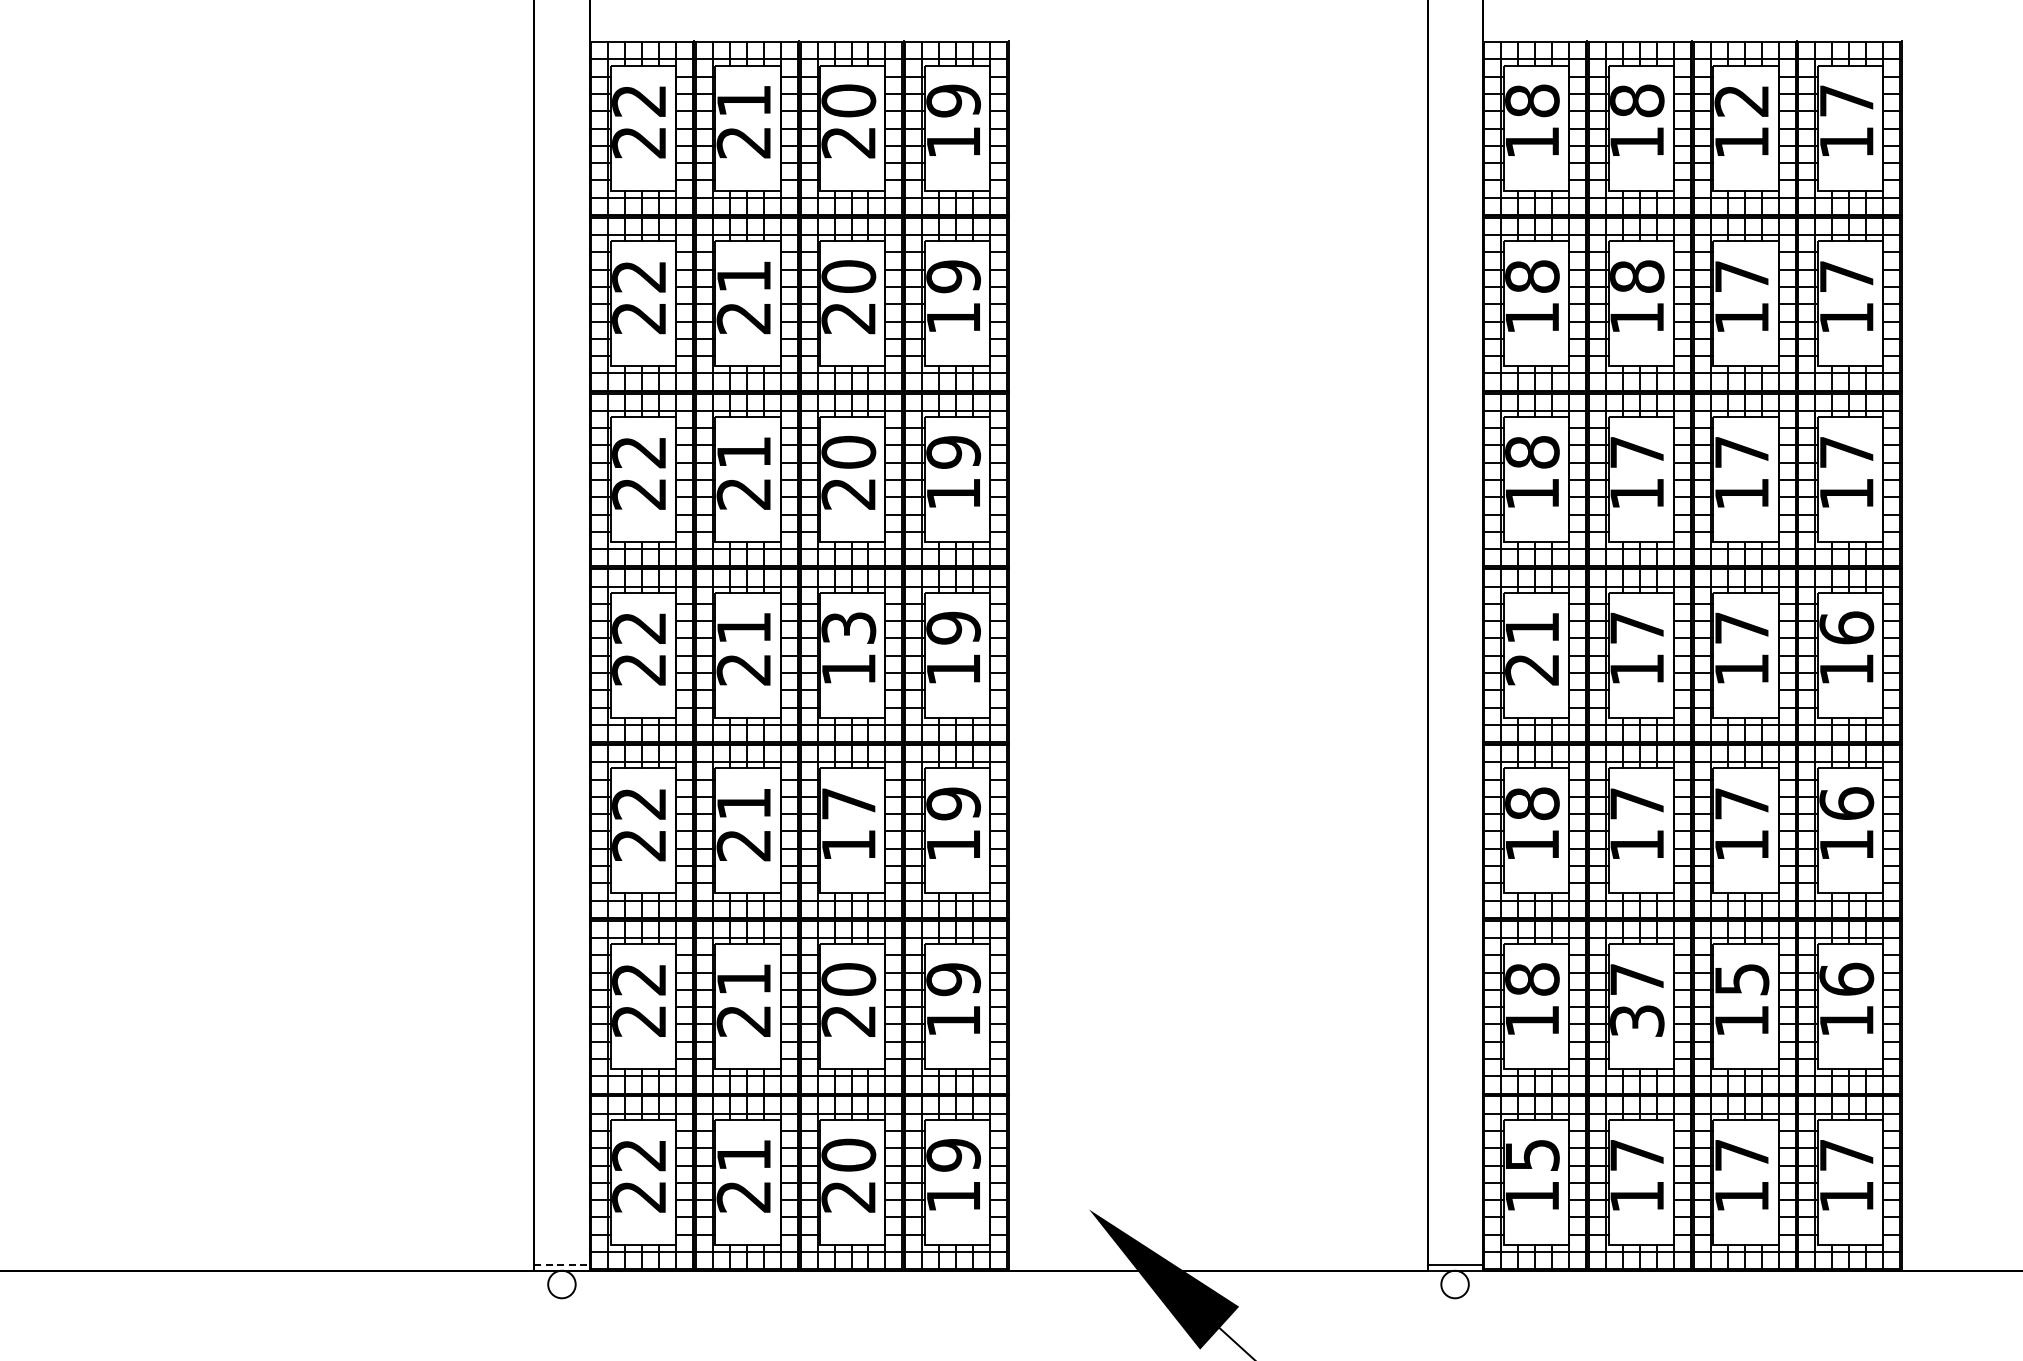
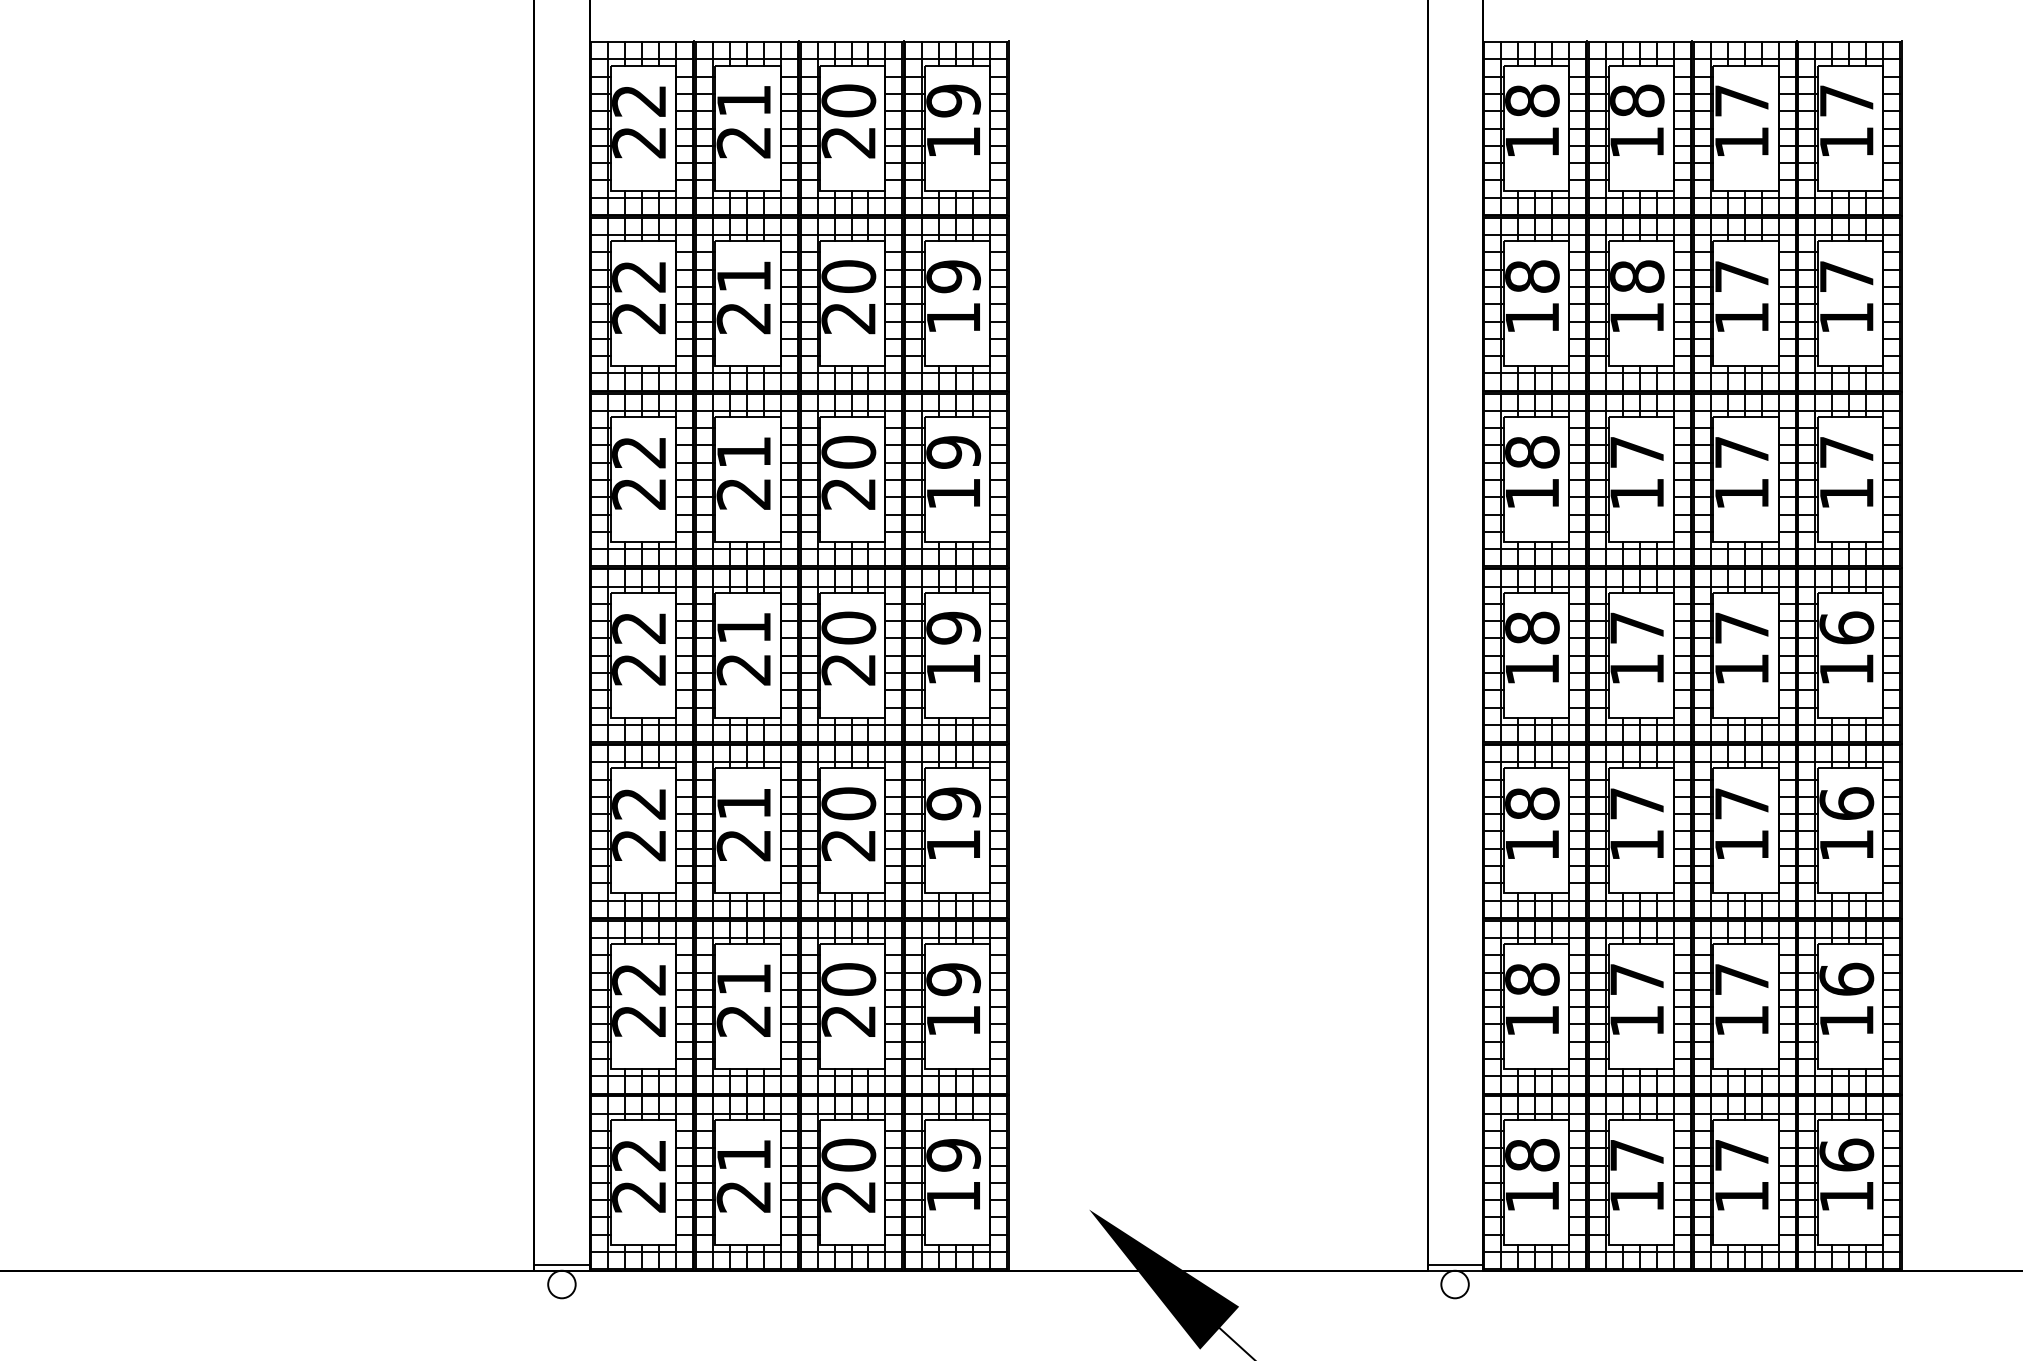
text: 12 -> 17 (1741, 100)
text: 13 -> 20 (848, 648)
text: 21 -> 18 (1532, 648)
text: 17 -> 20 (848, 824)
text: 15 -> 17 (1742, 979)
text: 37 -> 17 (1637, 1020)
text: 15 -> 18 (1532, 1154)
text: 17 -> 16 (1846, 1154)
line: dashed -> solid (561, 1265)
